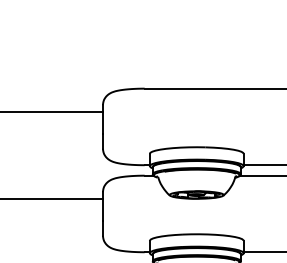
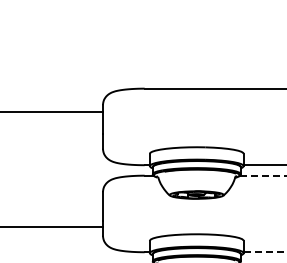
line: solid -> dashed (262, 175)
line position: (52, 198) -> (52, 226) (52, 226)
line: solid -> dashed (265, 252)
